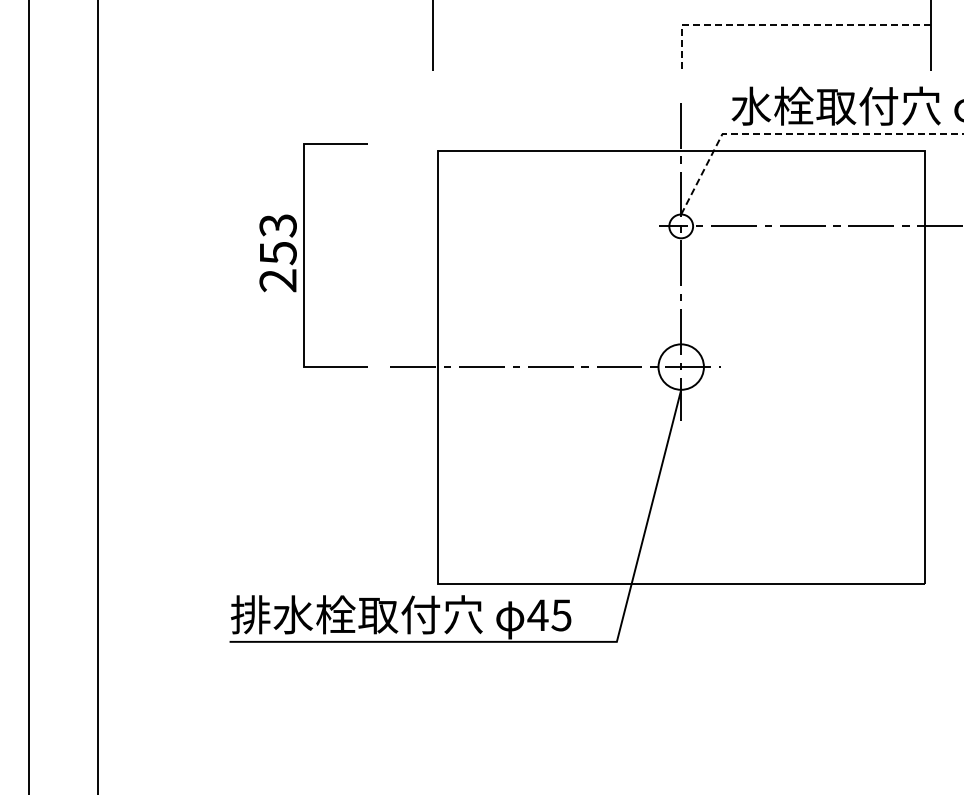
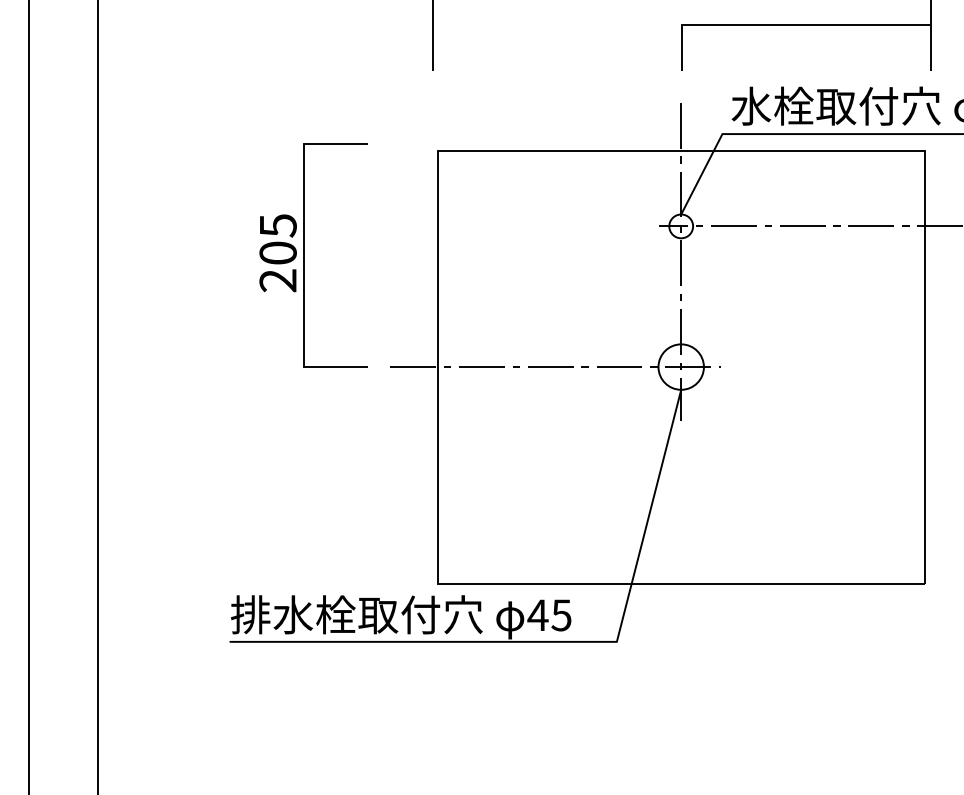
line: dashed -> solid (781, 25)
line: dashed -> solid (797, 134)
text: 253 -> 205 (277, 239)
